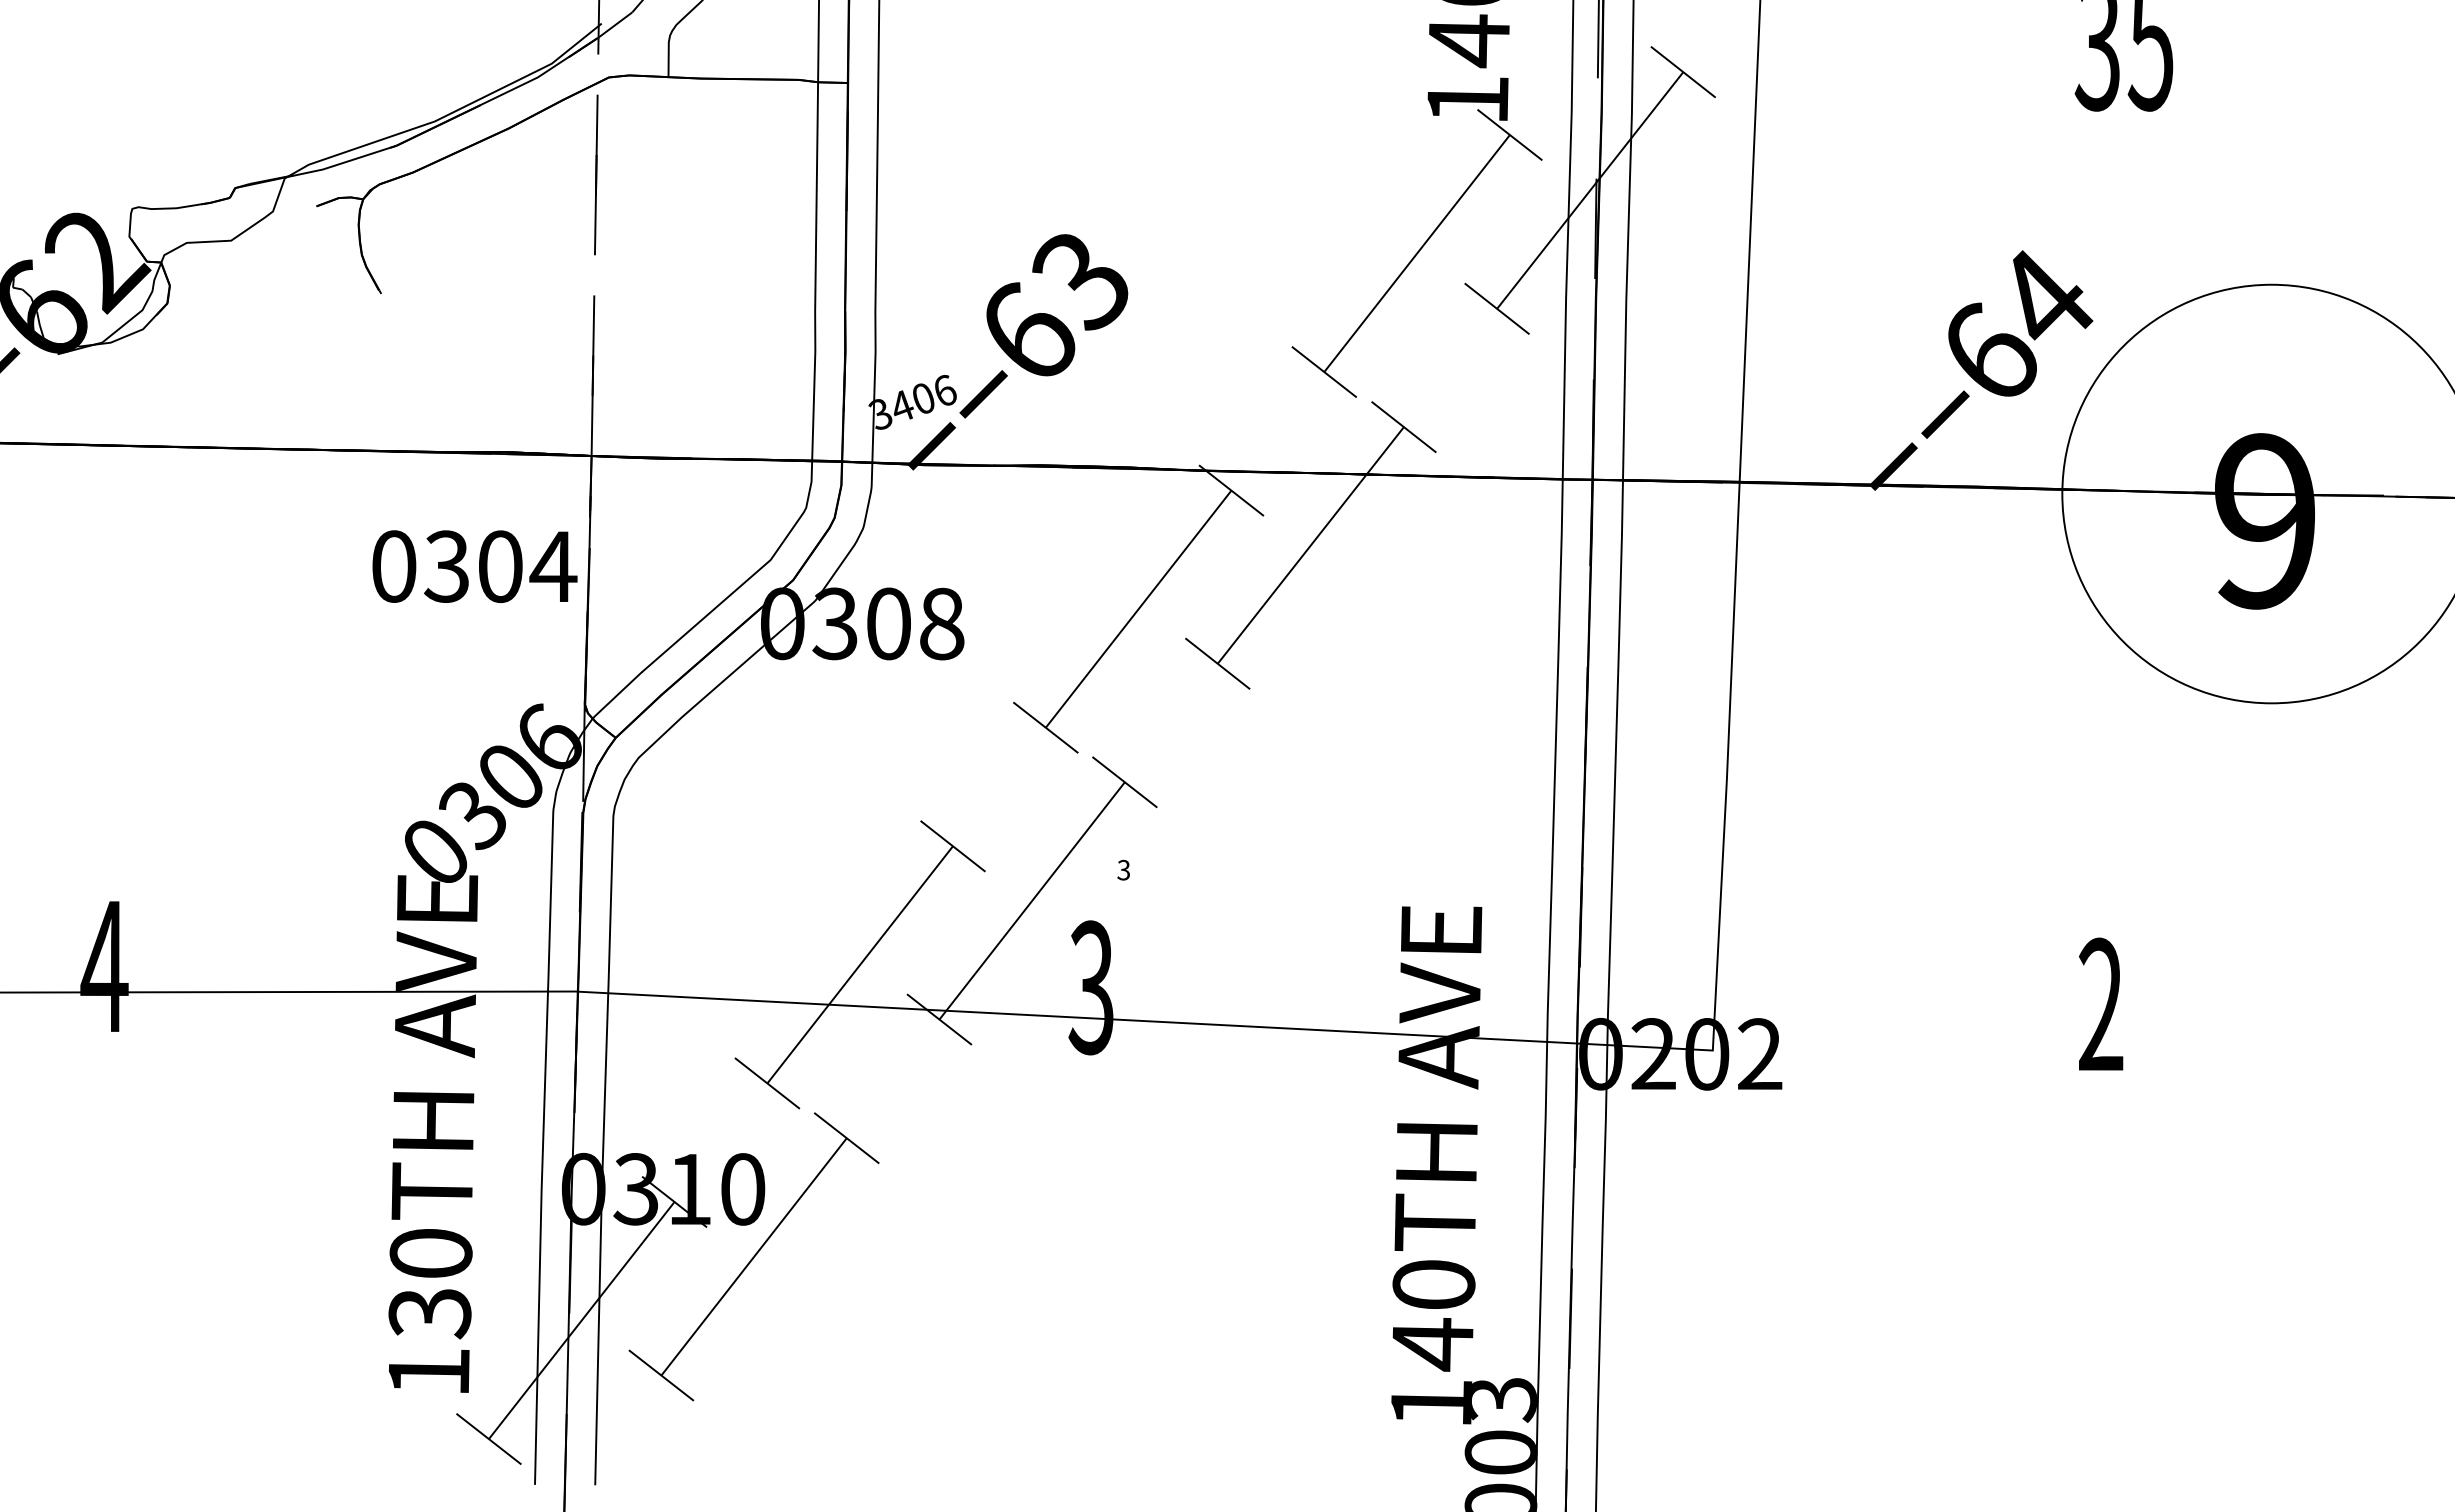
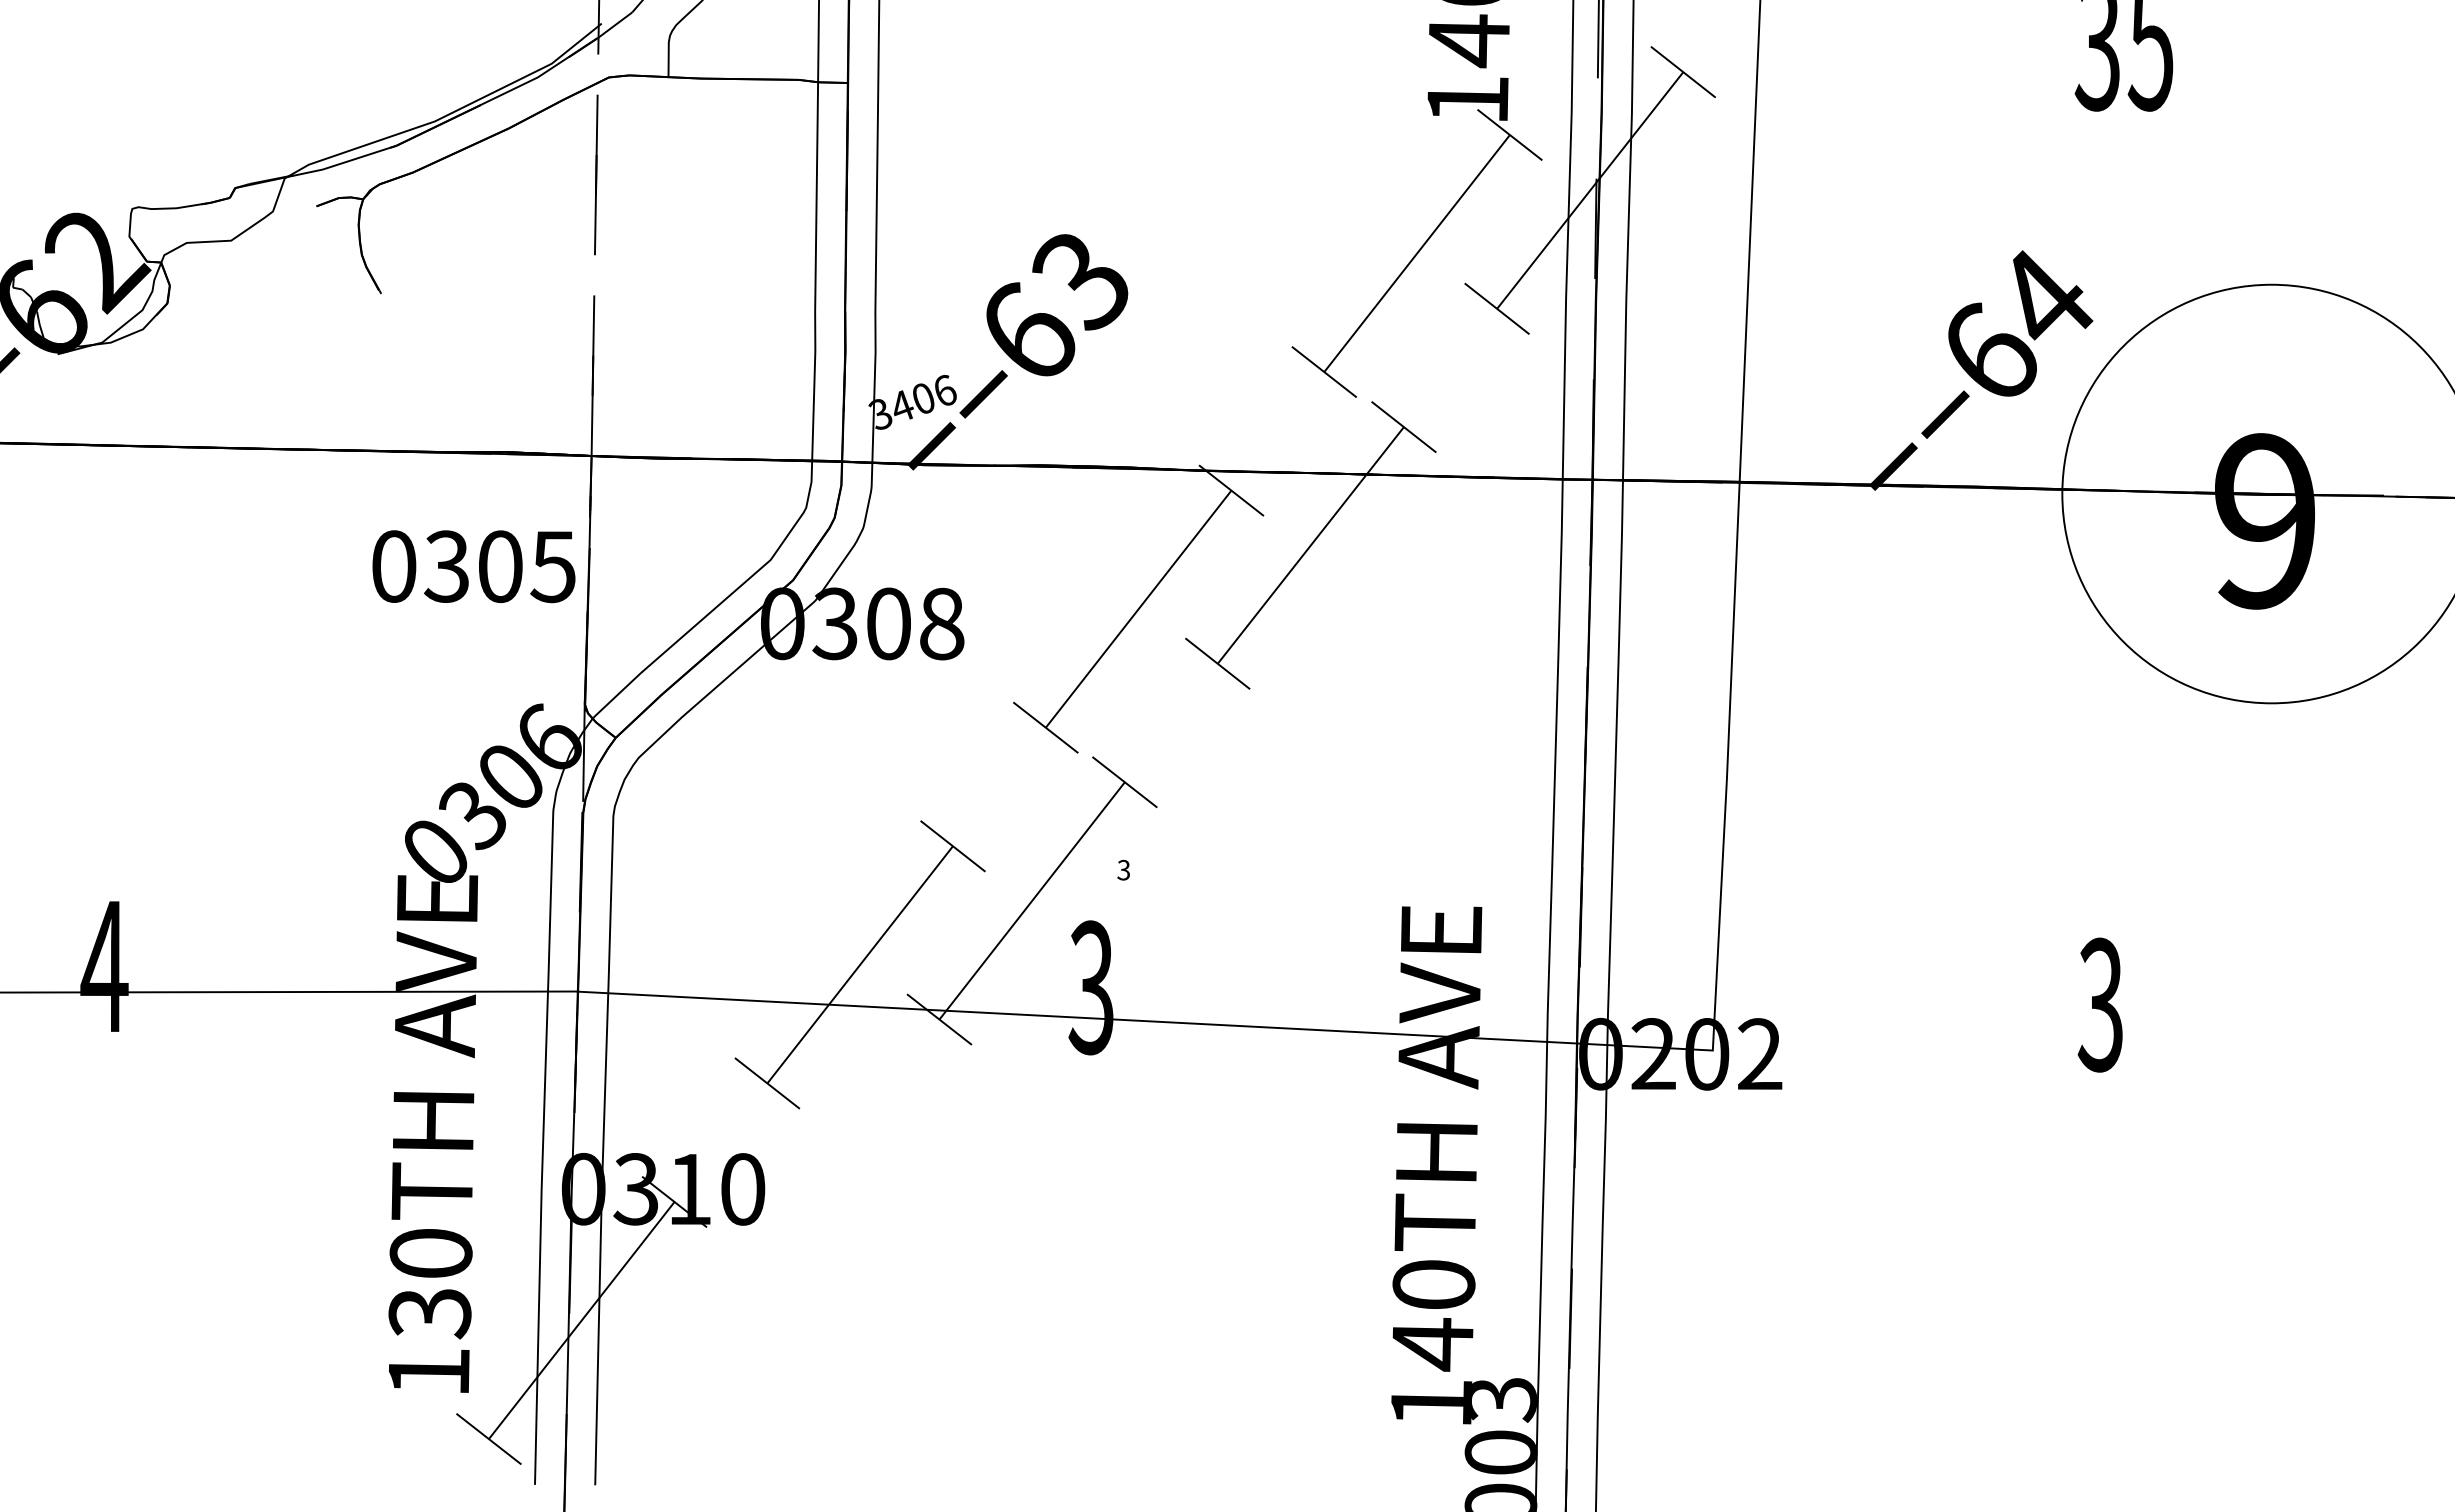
text: 0304 -> 0305 (553, 567)
text: 2 -> 3 (2100, 1004)
part: present -> none (753, 1256)
